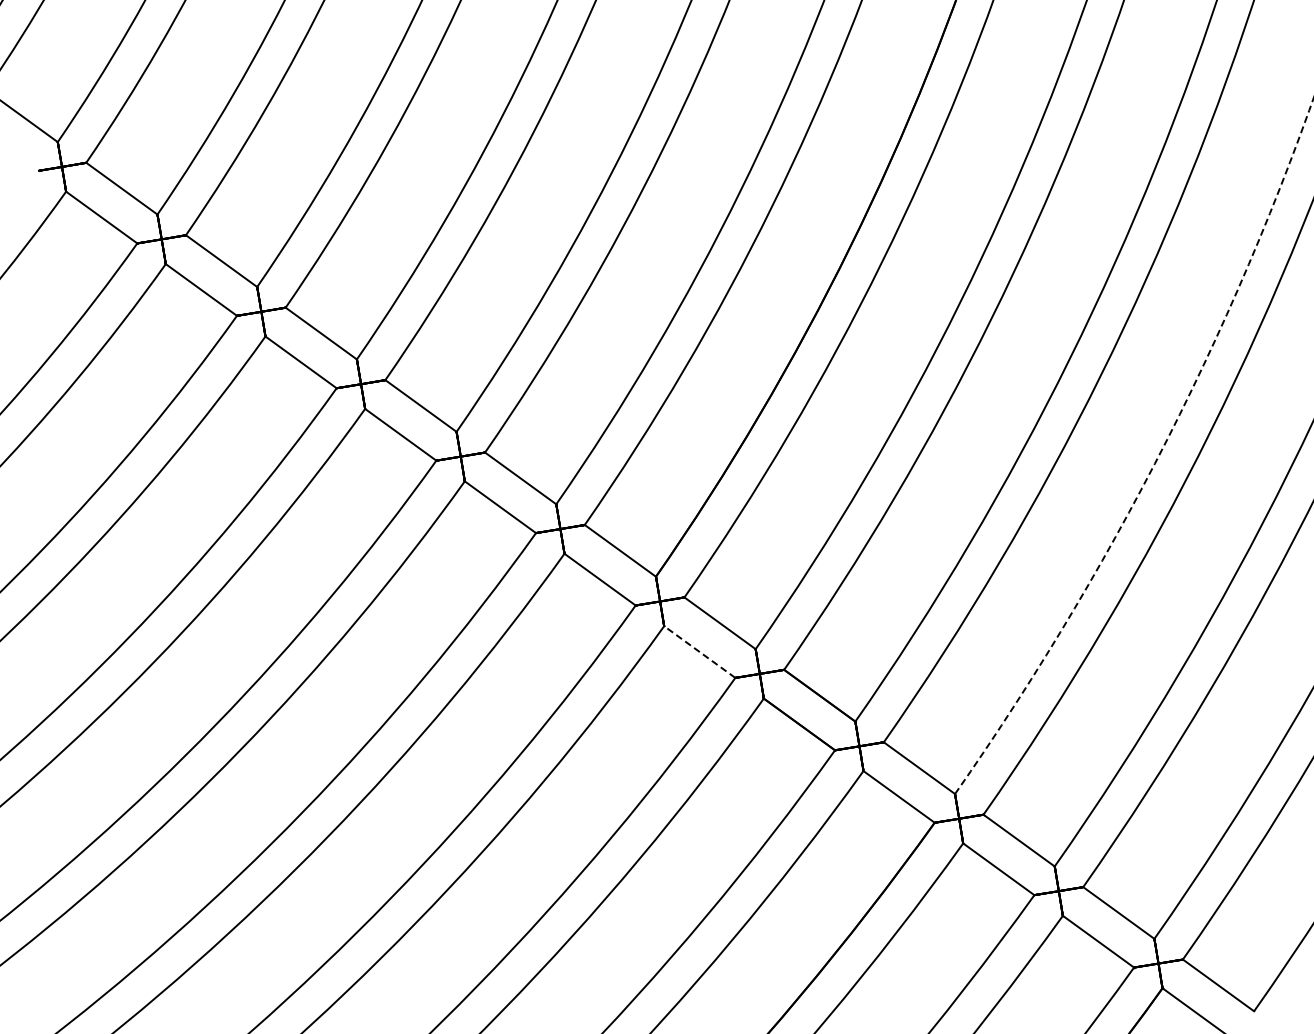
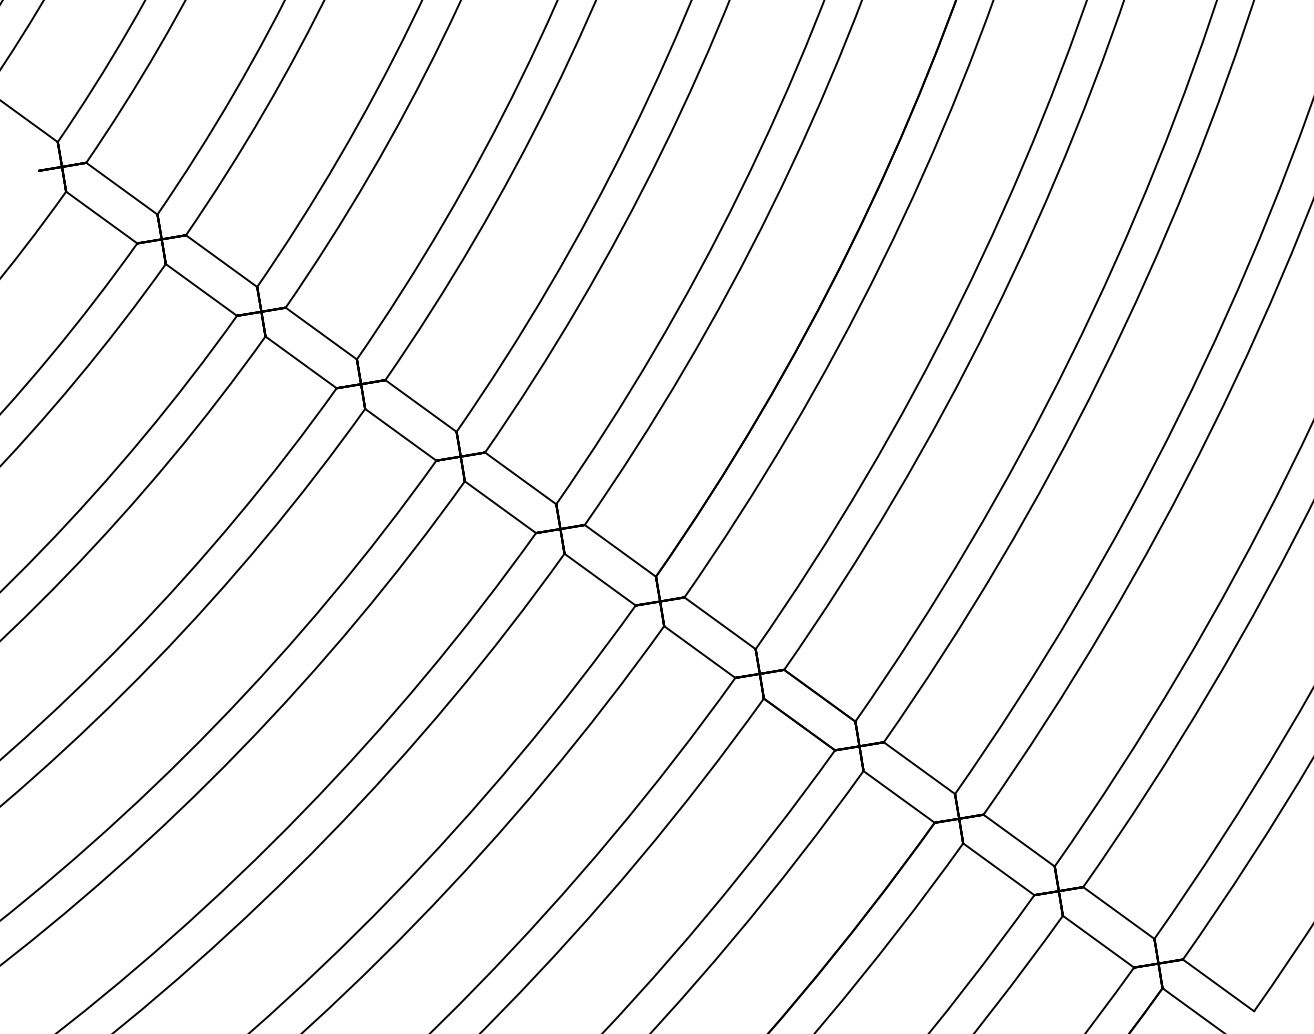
arc: dashed -> solid (1157, 457)
line: dashed -> solid (699, 652)
